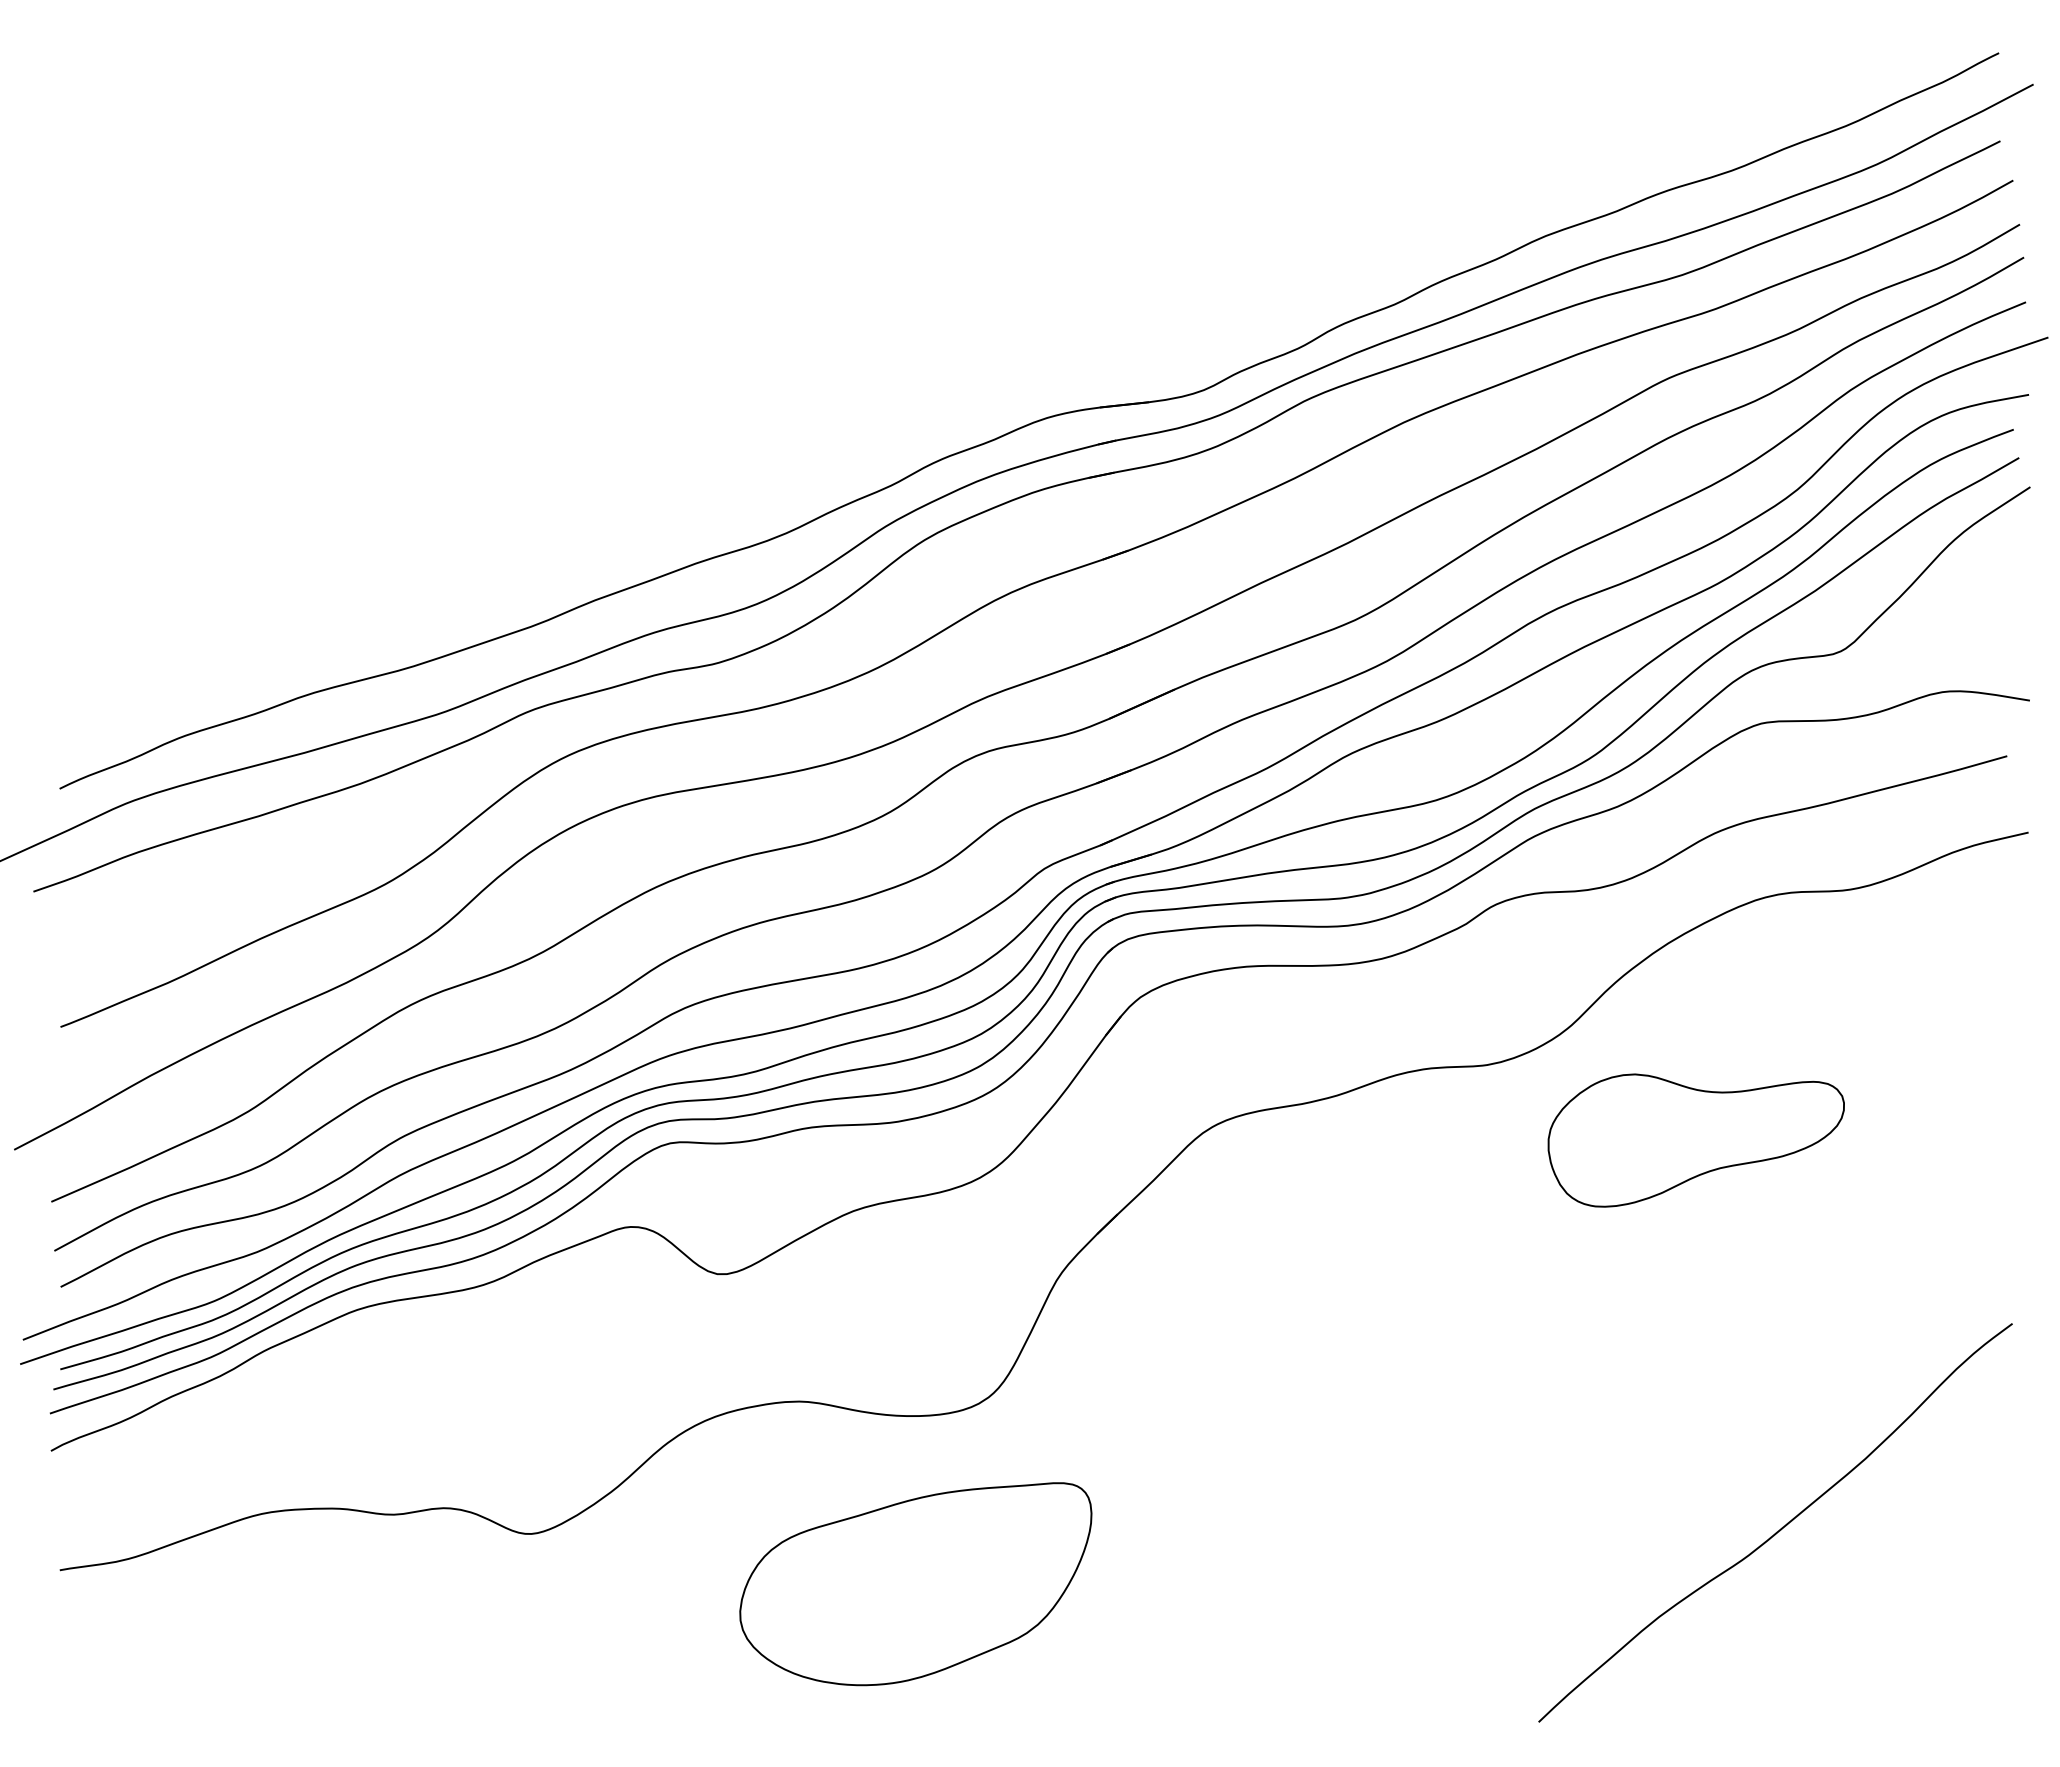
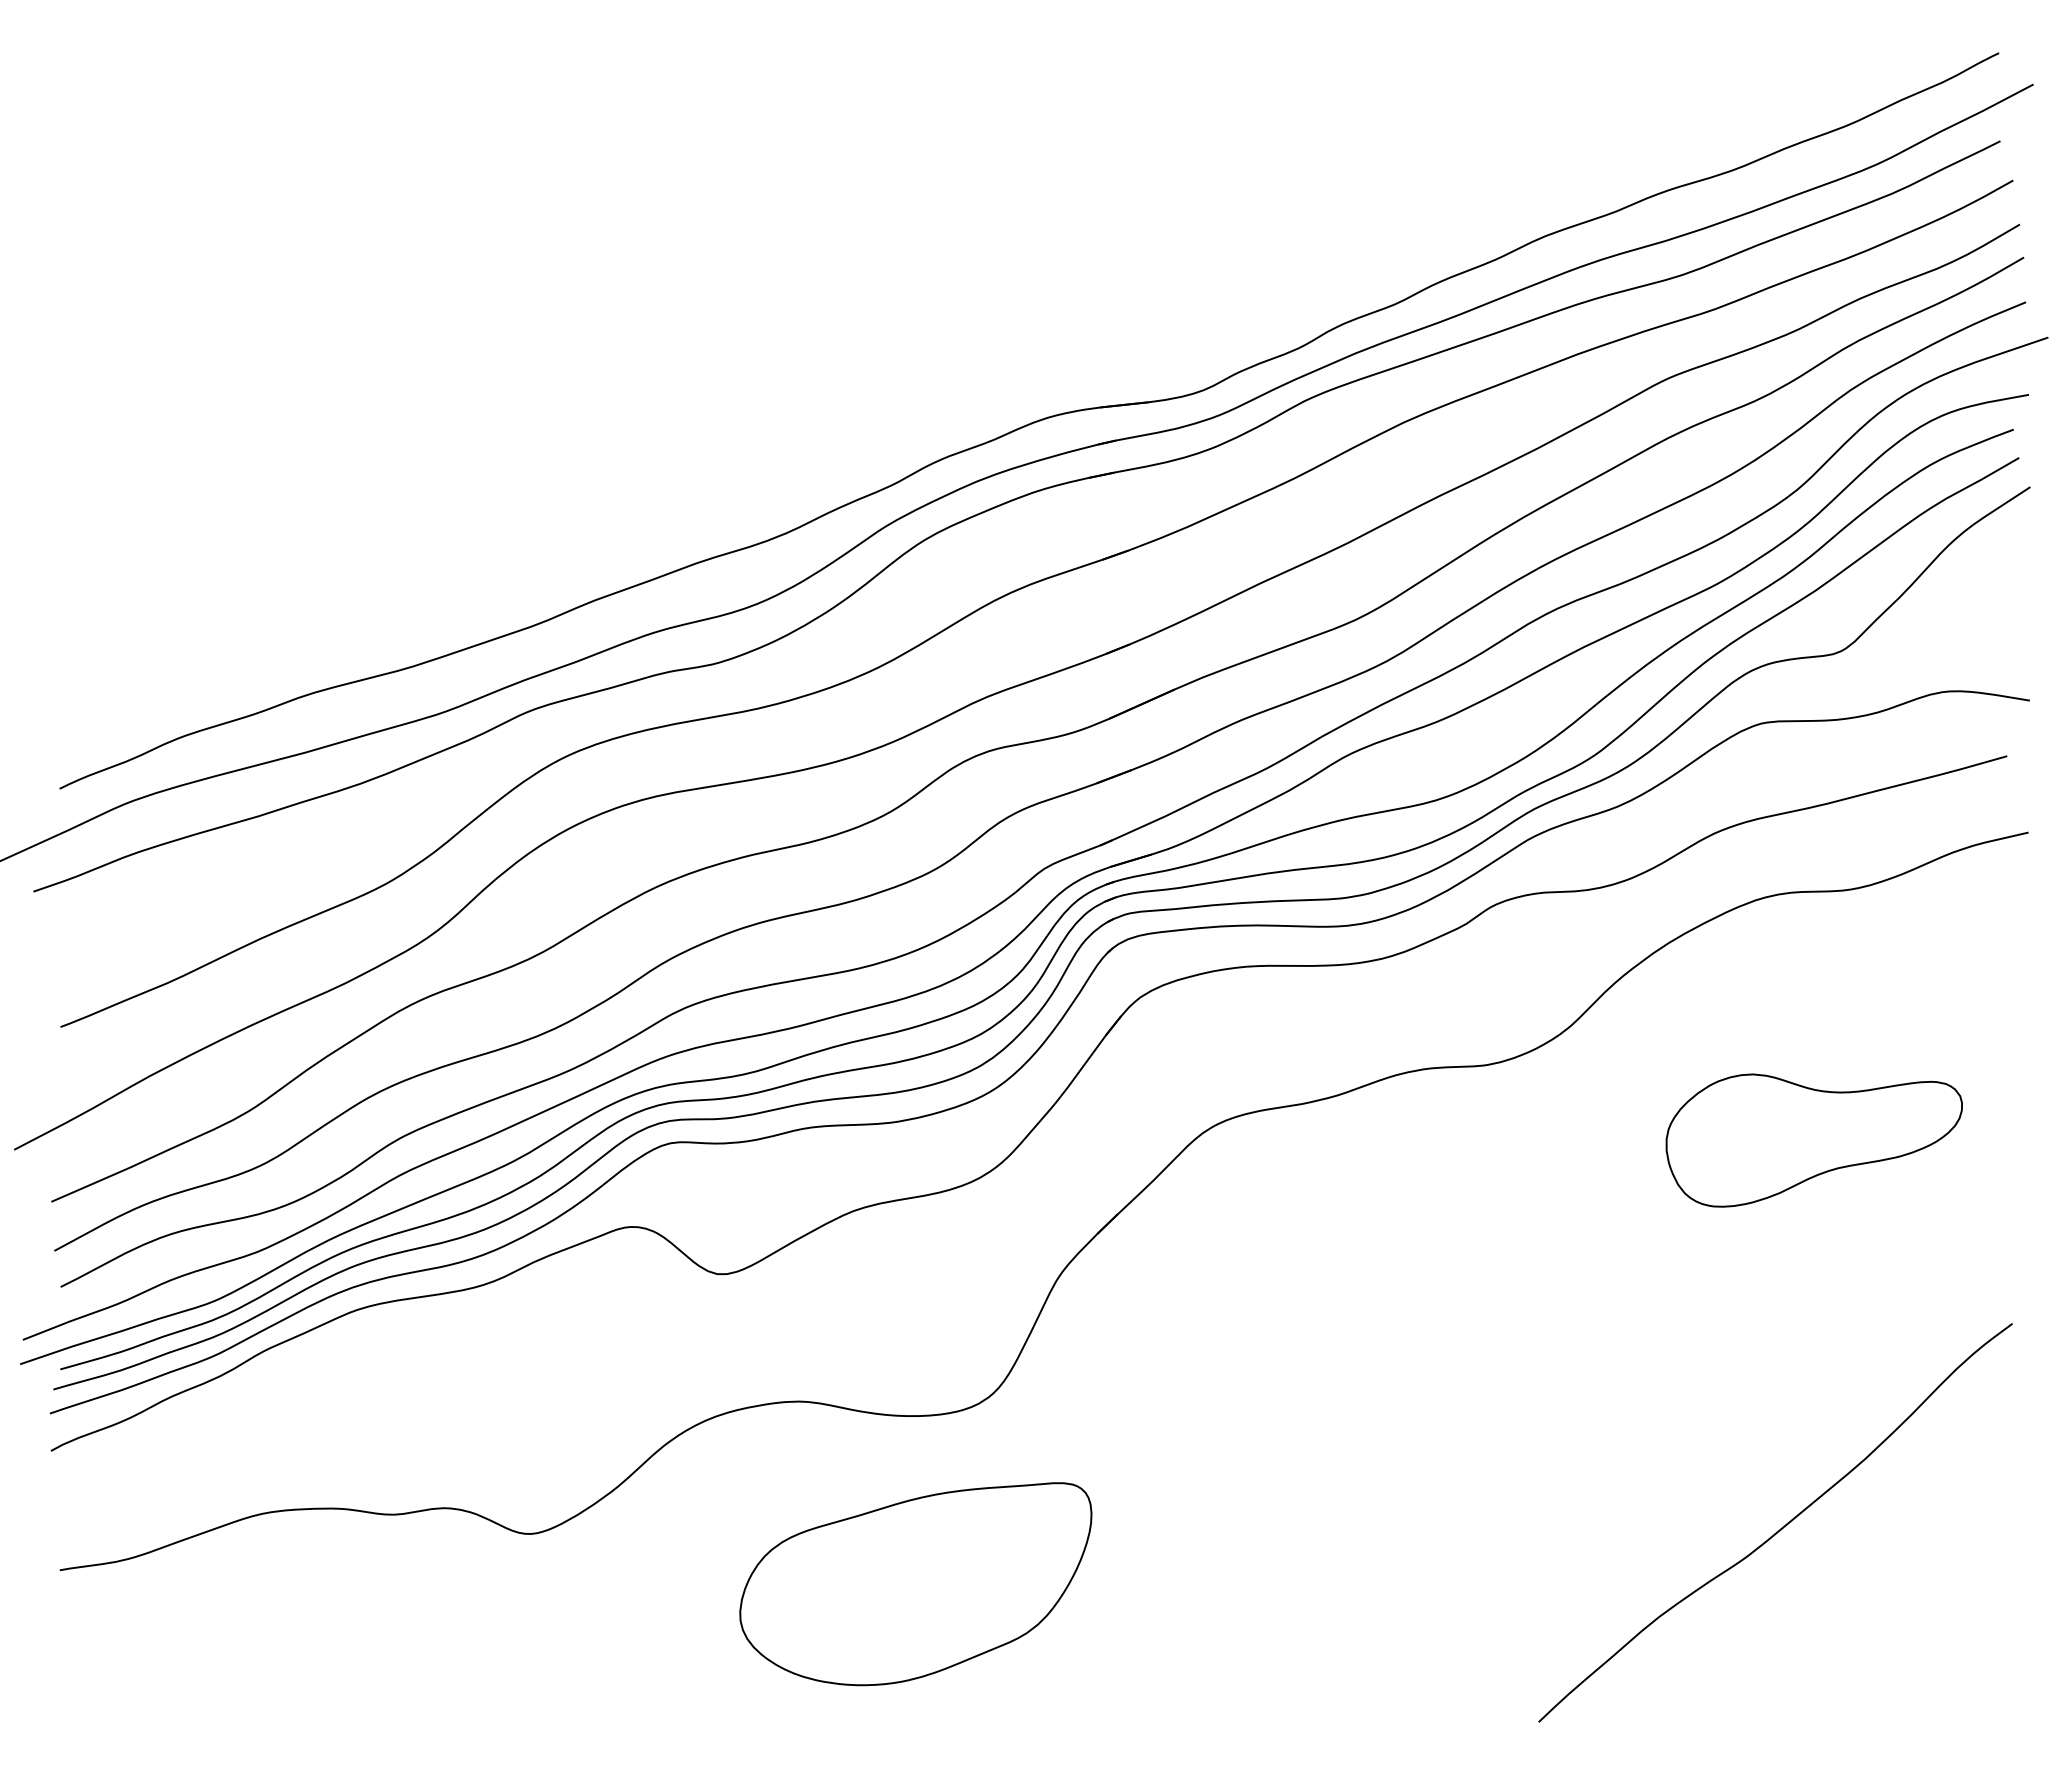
part position: (1695, 1140) -> (1813, 1140) (1813, 1140)
